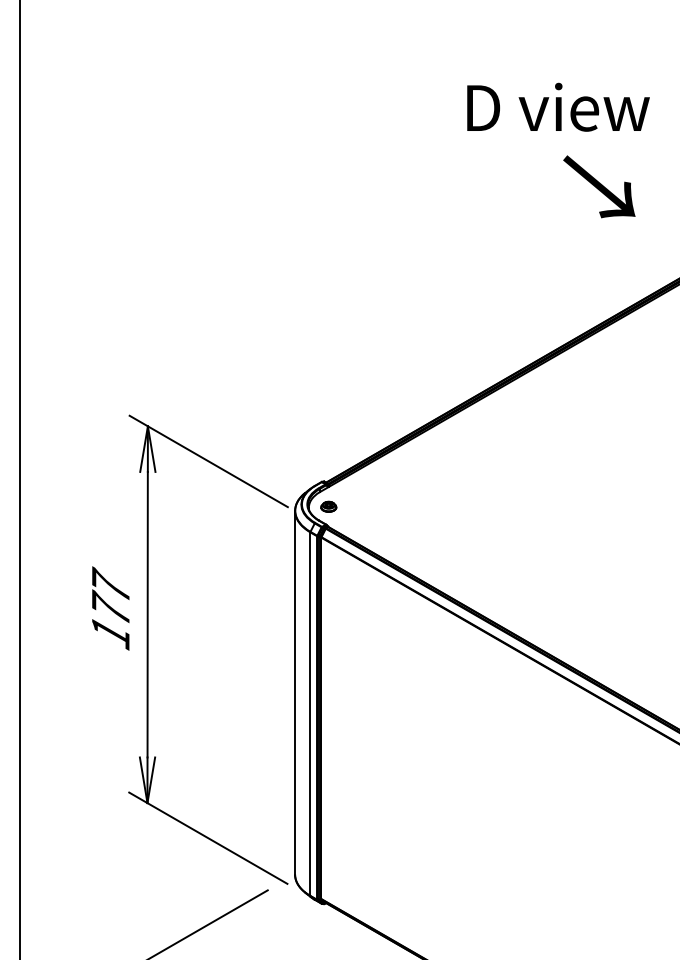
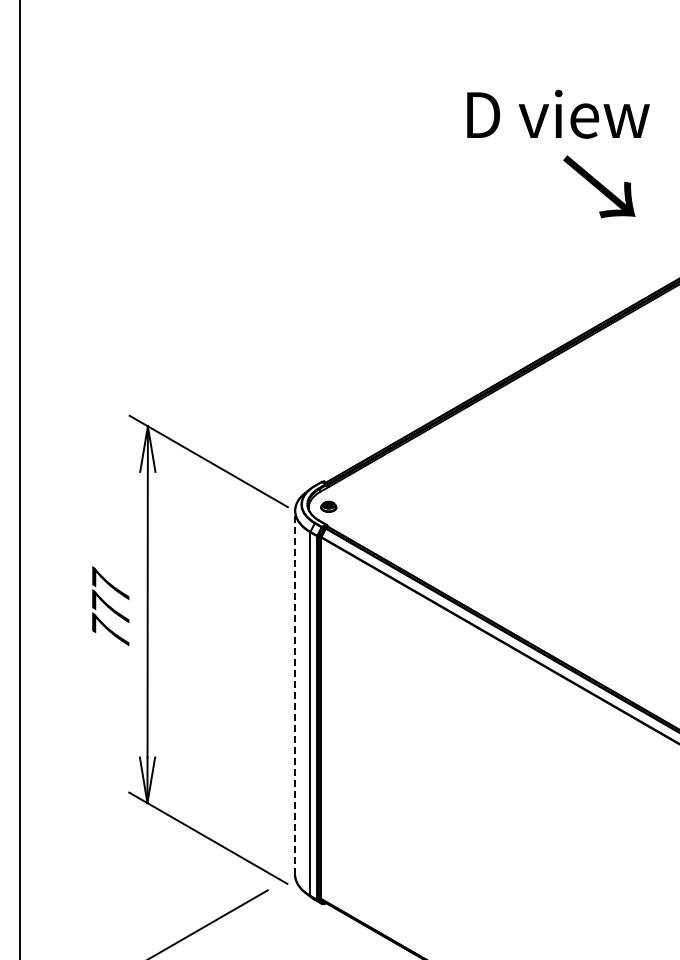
text position: (558, 106) -> (558, 113) (558, 113)
text: 177 -> 777 (110, 631)
line: solid -> dashed (295, 692)
